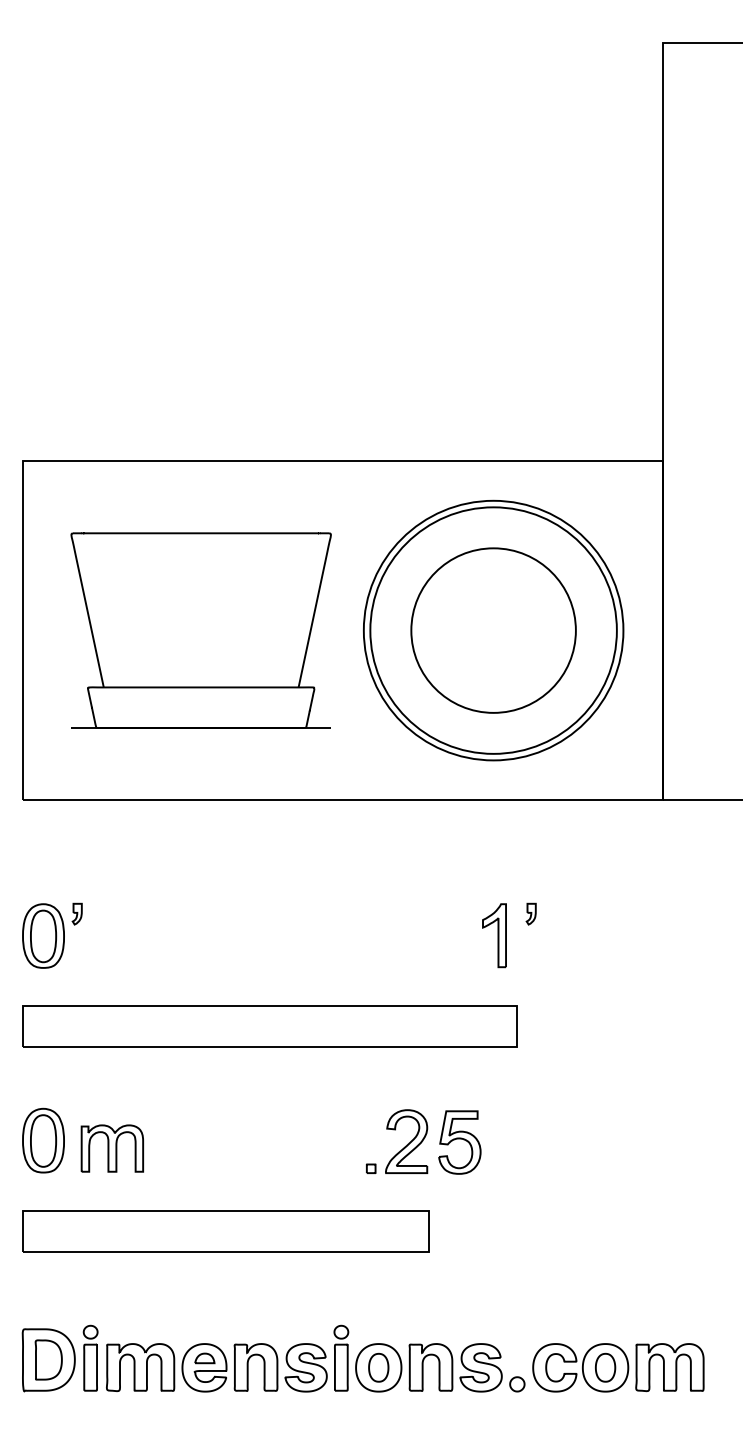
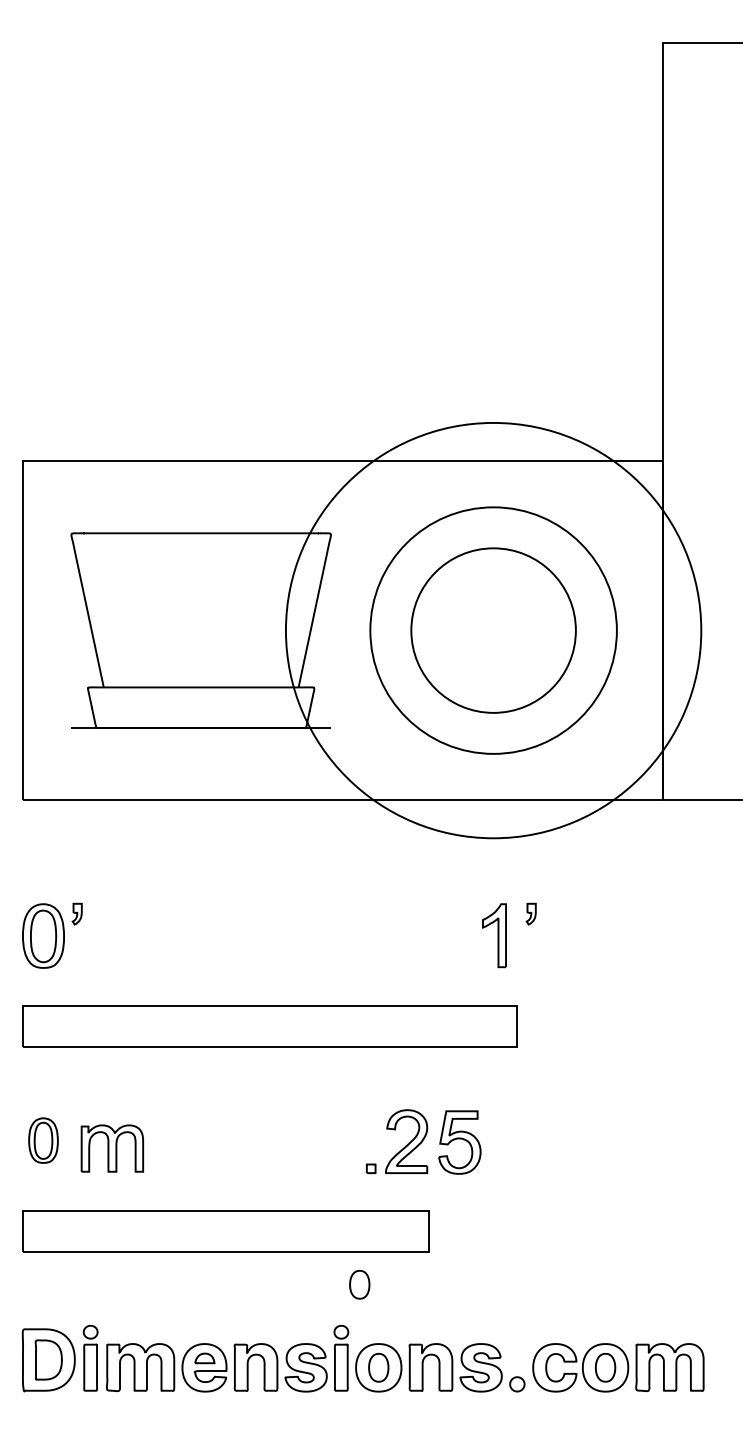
circle diameter: 260 px -> 415 px (493, 630)
part size: 43x67 px -> 31x47 px (43, 1140)
part: none -> present (359, 1284)
